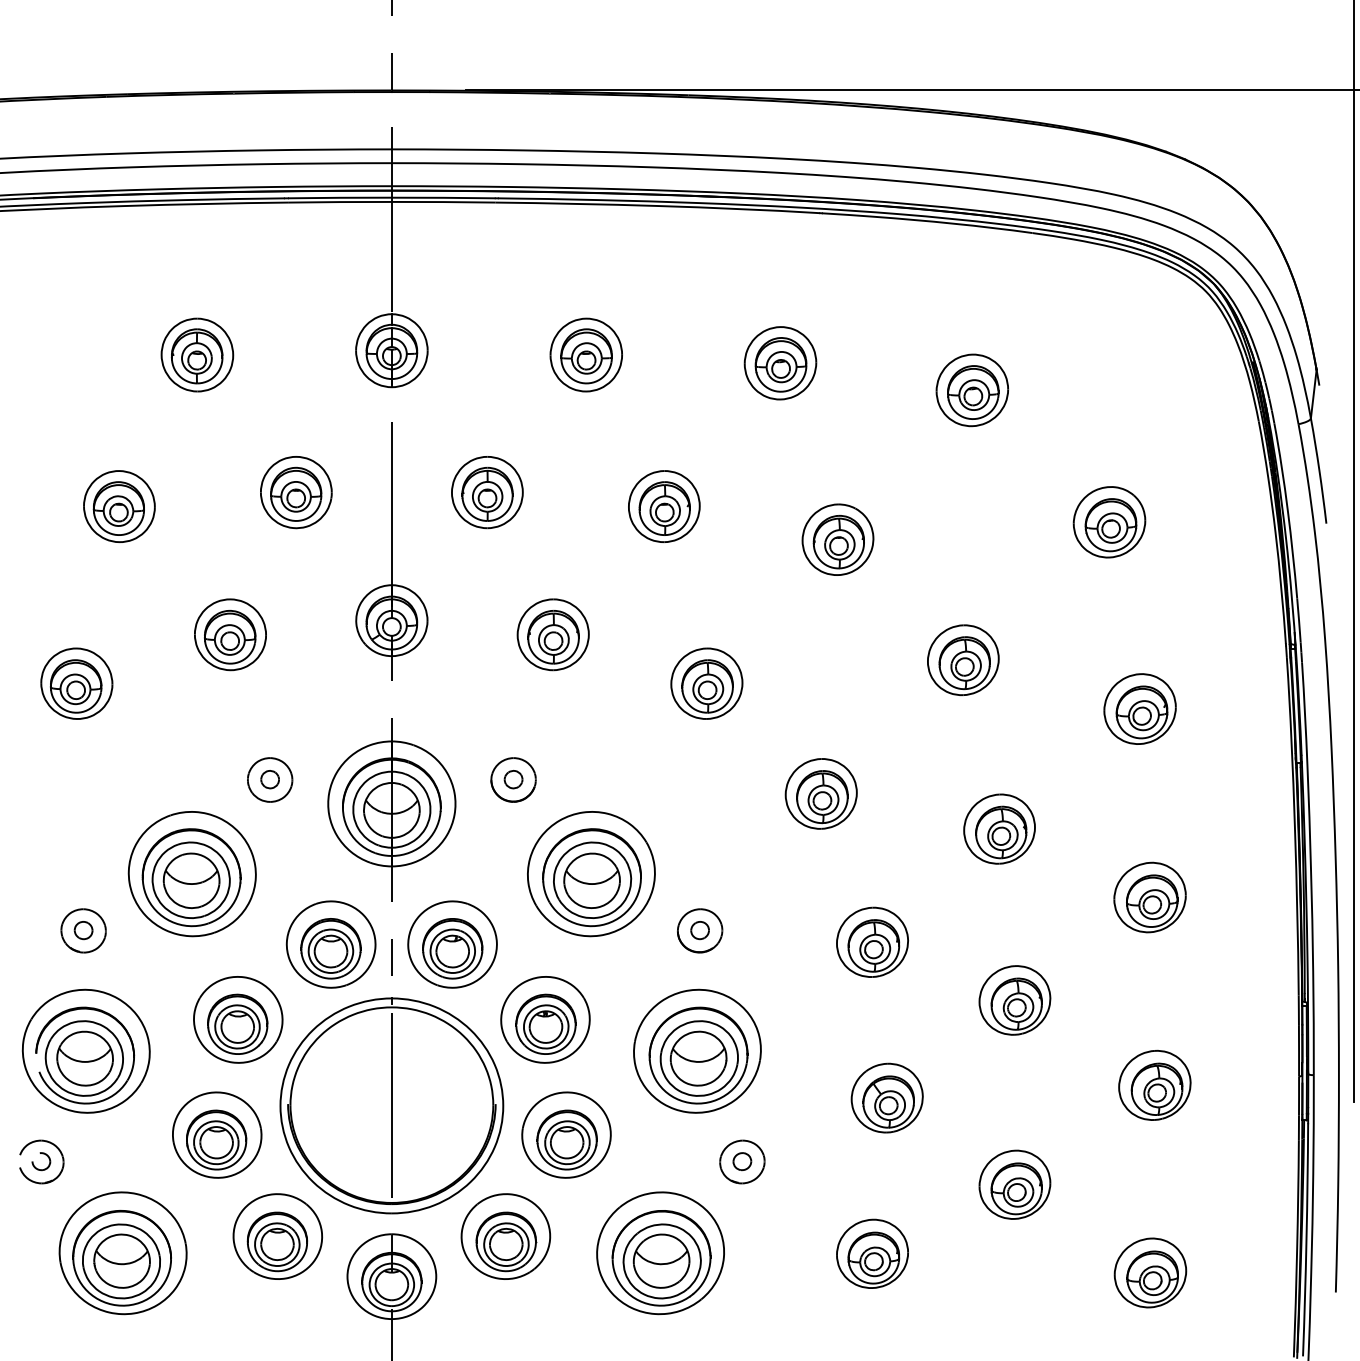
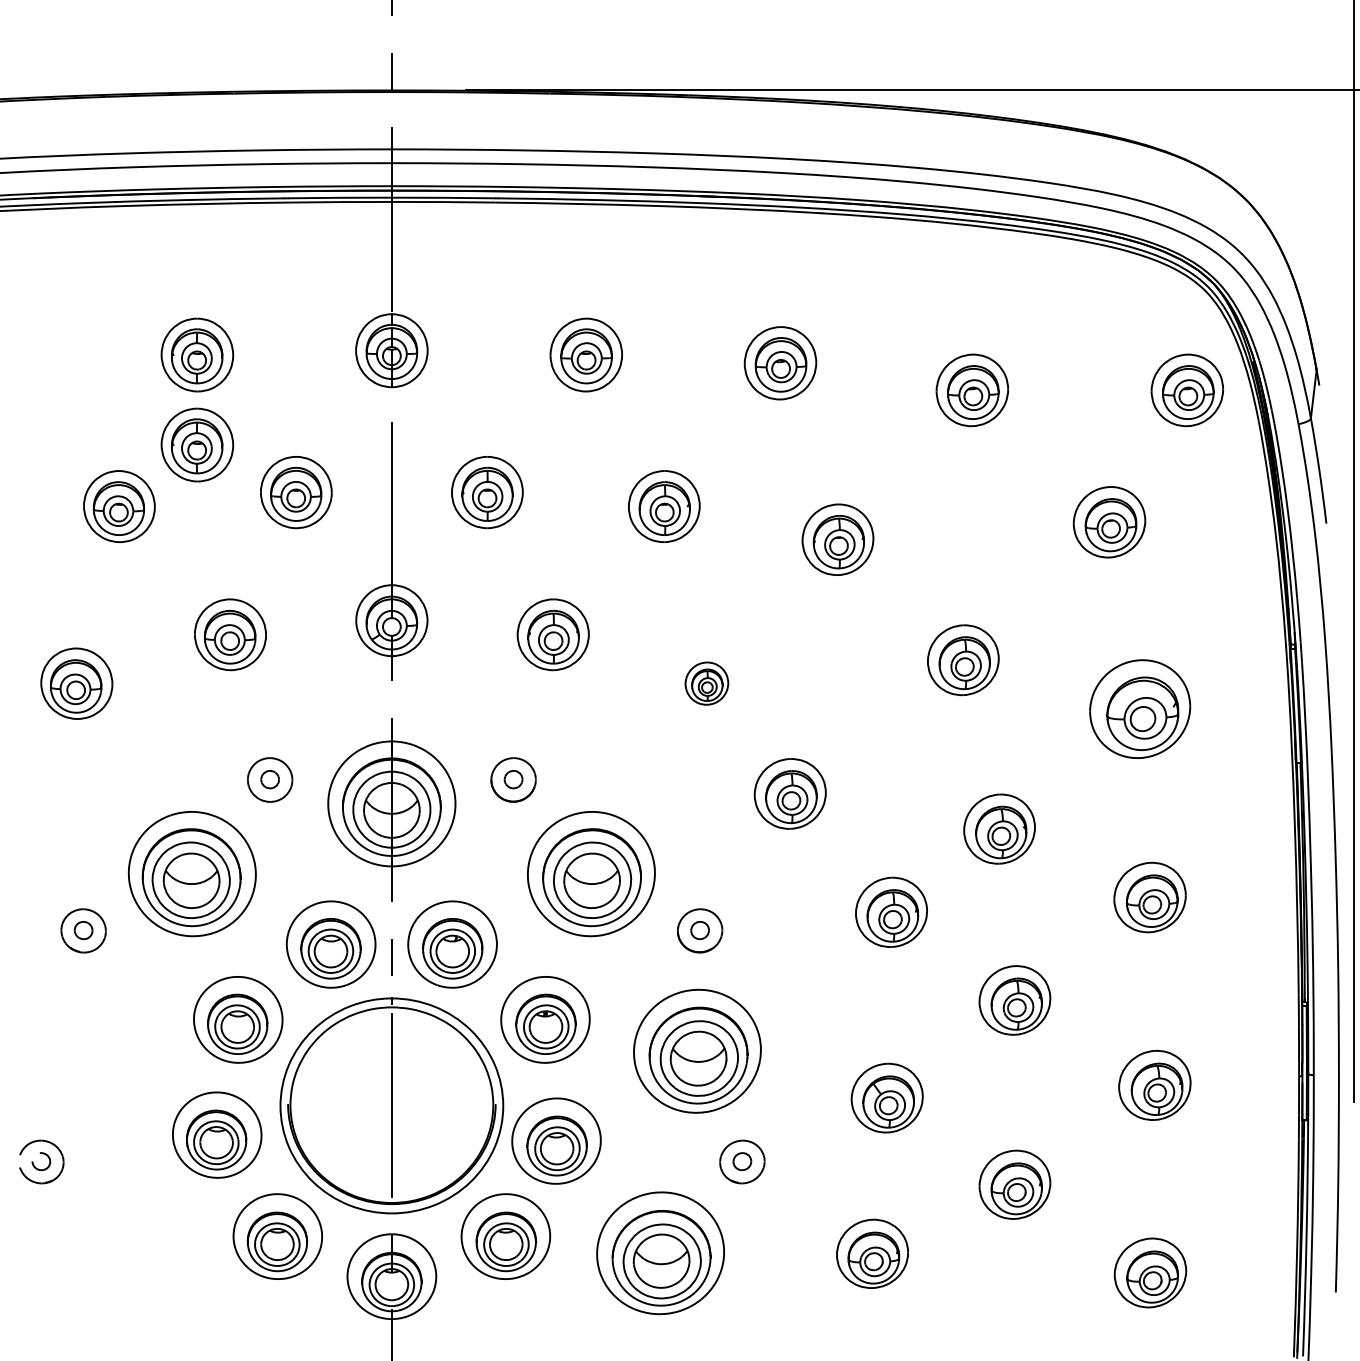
part: none -> present (1187, 390)
part: none -> present (197, 444)
part size: 74x73 px -> 46x45 px (706, 683)
part size: 74x72 px -> 103x100 px (1140, 708)
part position: (820, 793) -> (789, 793) (789, 793)
part position: (872, 941) -> (891, 911) (891, 911)
part: present -> none (85, 1050)
part position: (566, 1134) -> (556, 1140) (556, 1140)
part: present -> none (122, 1253)
